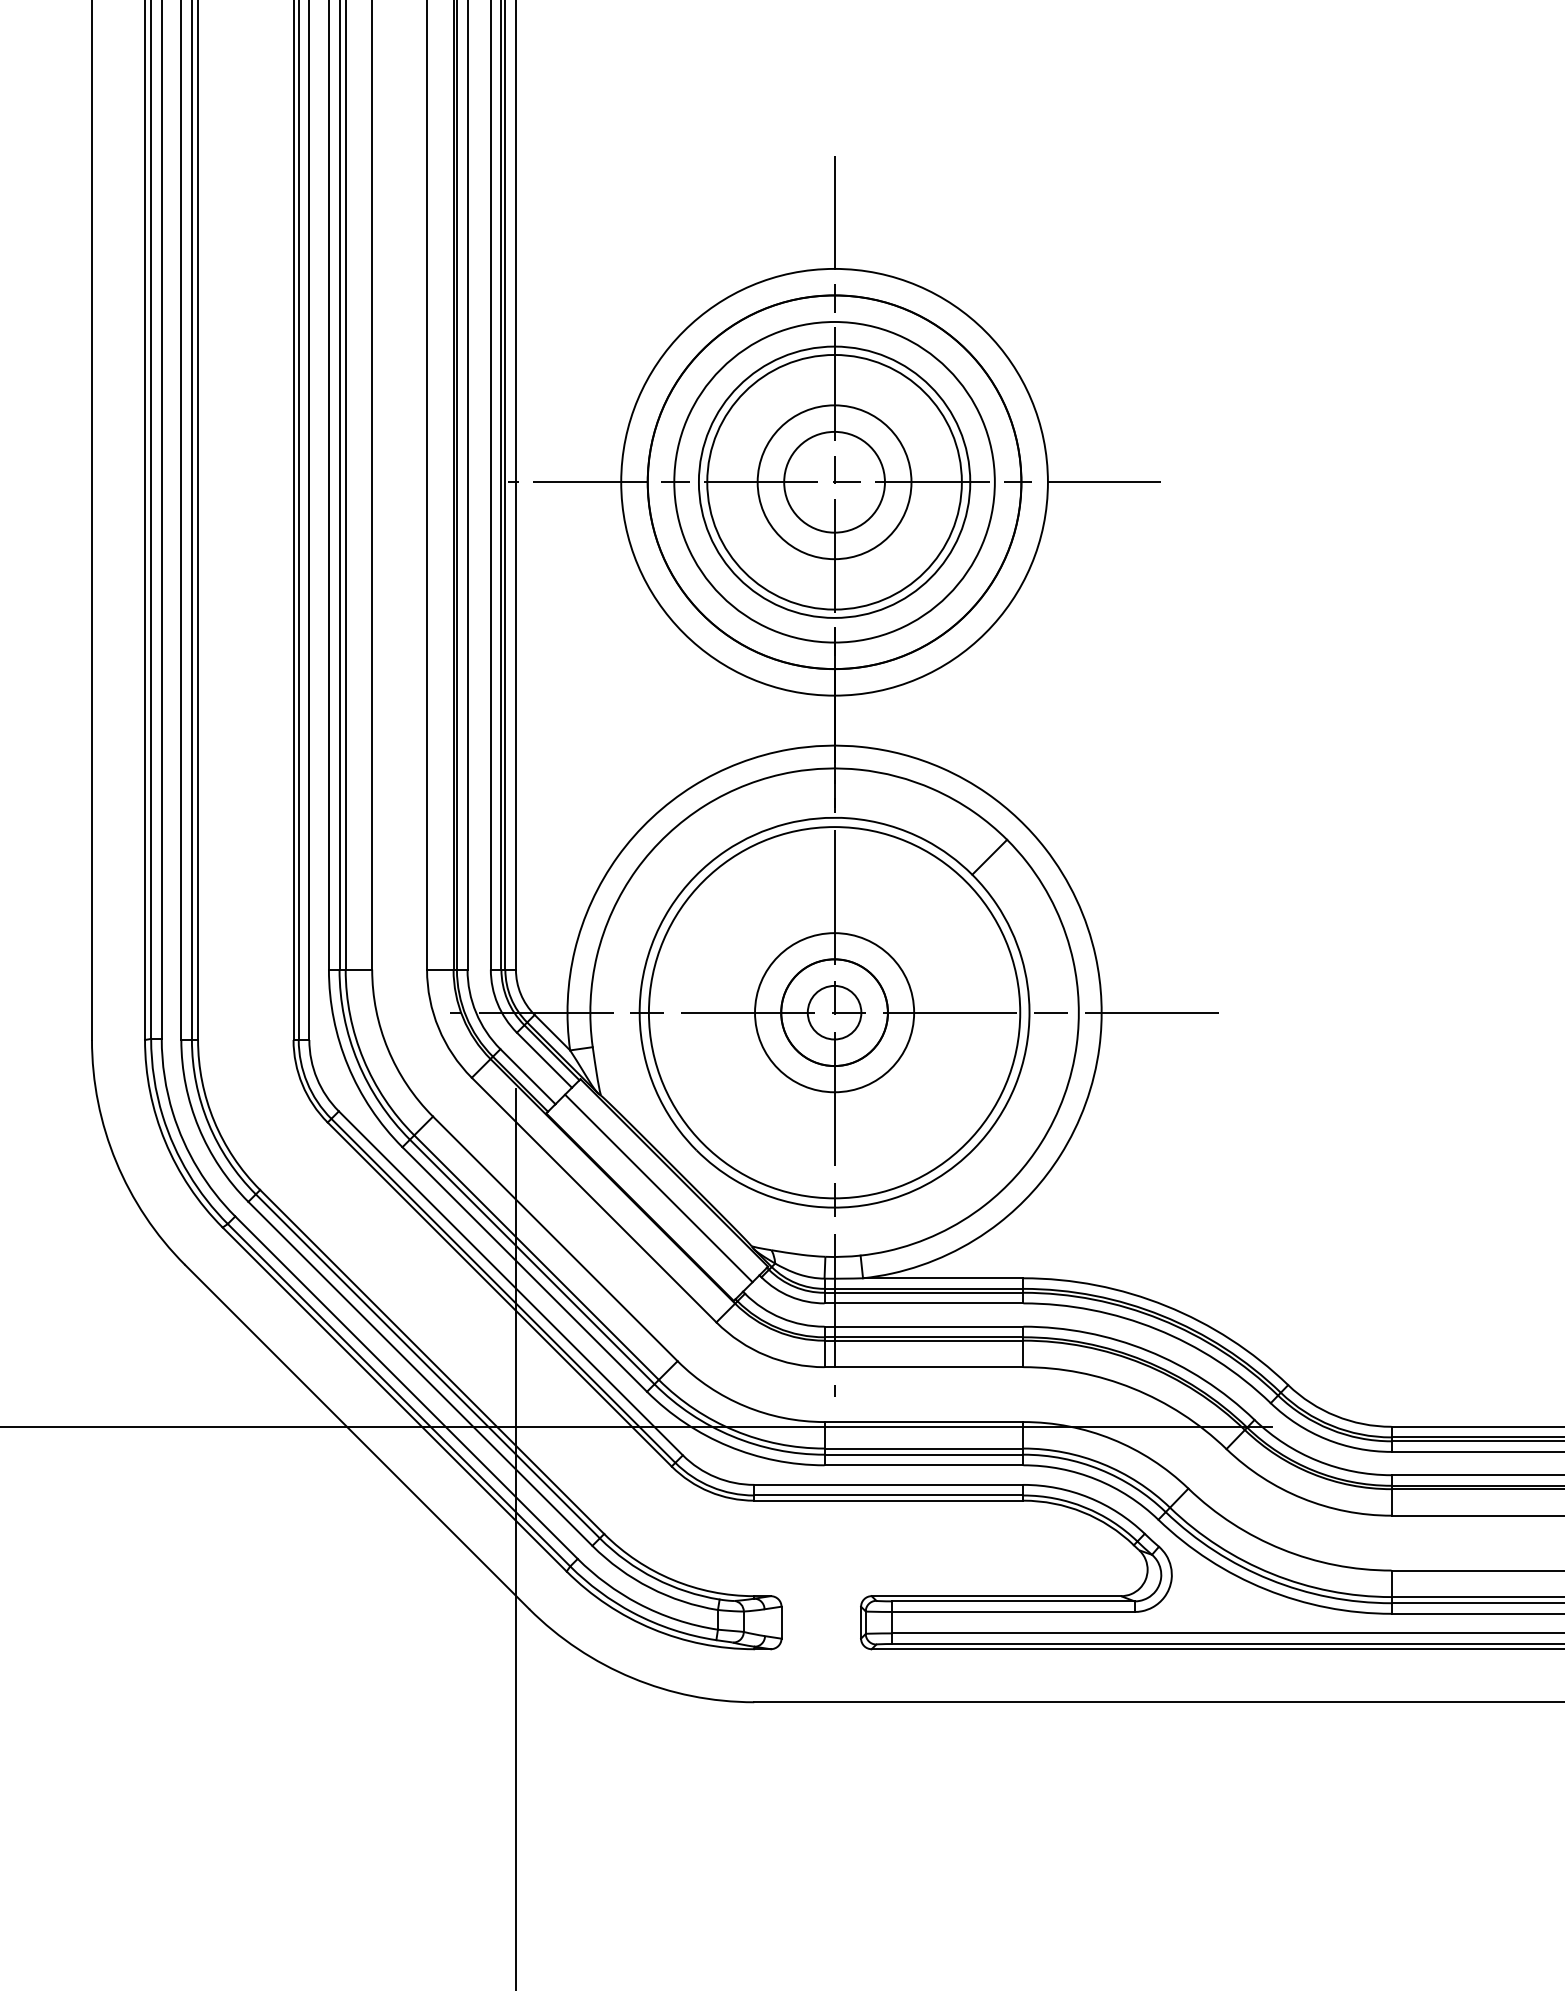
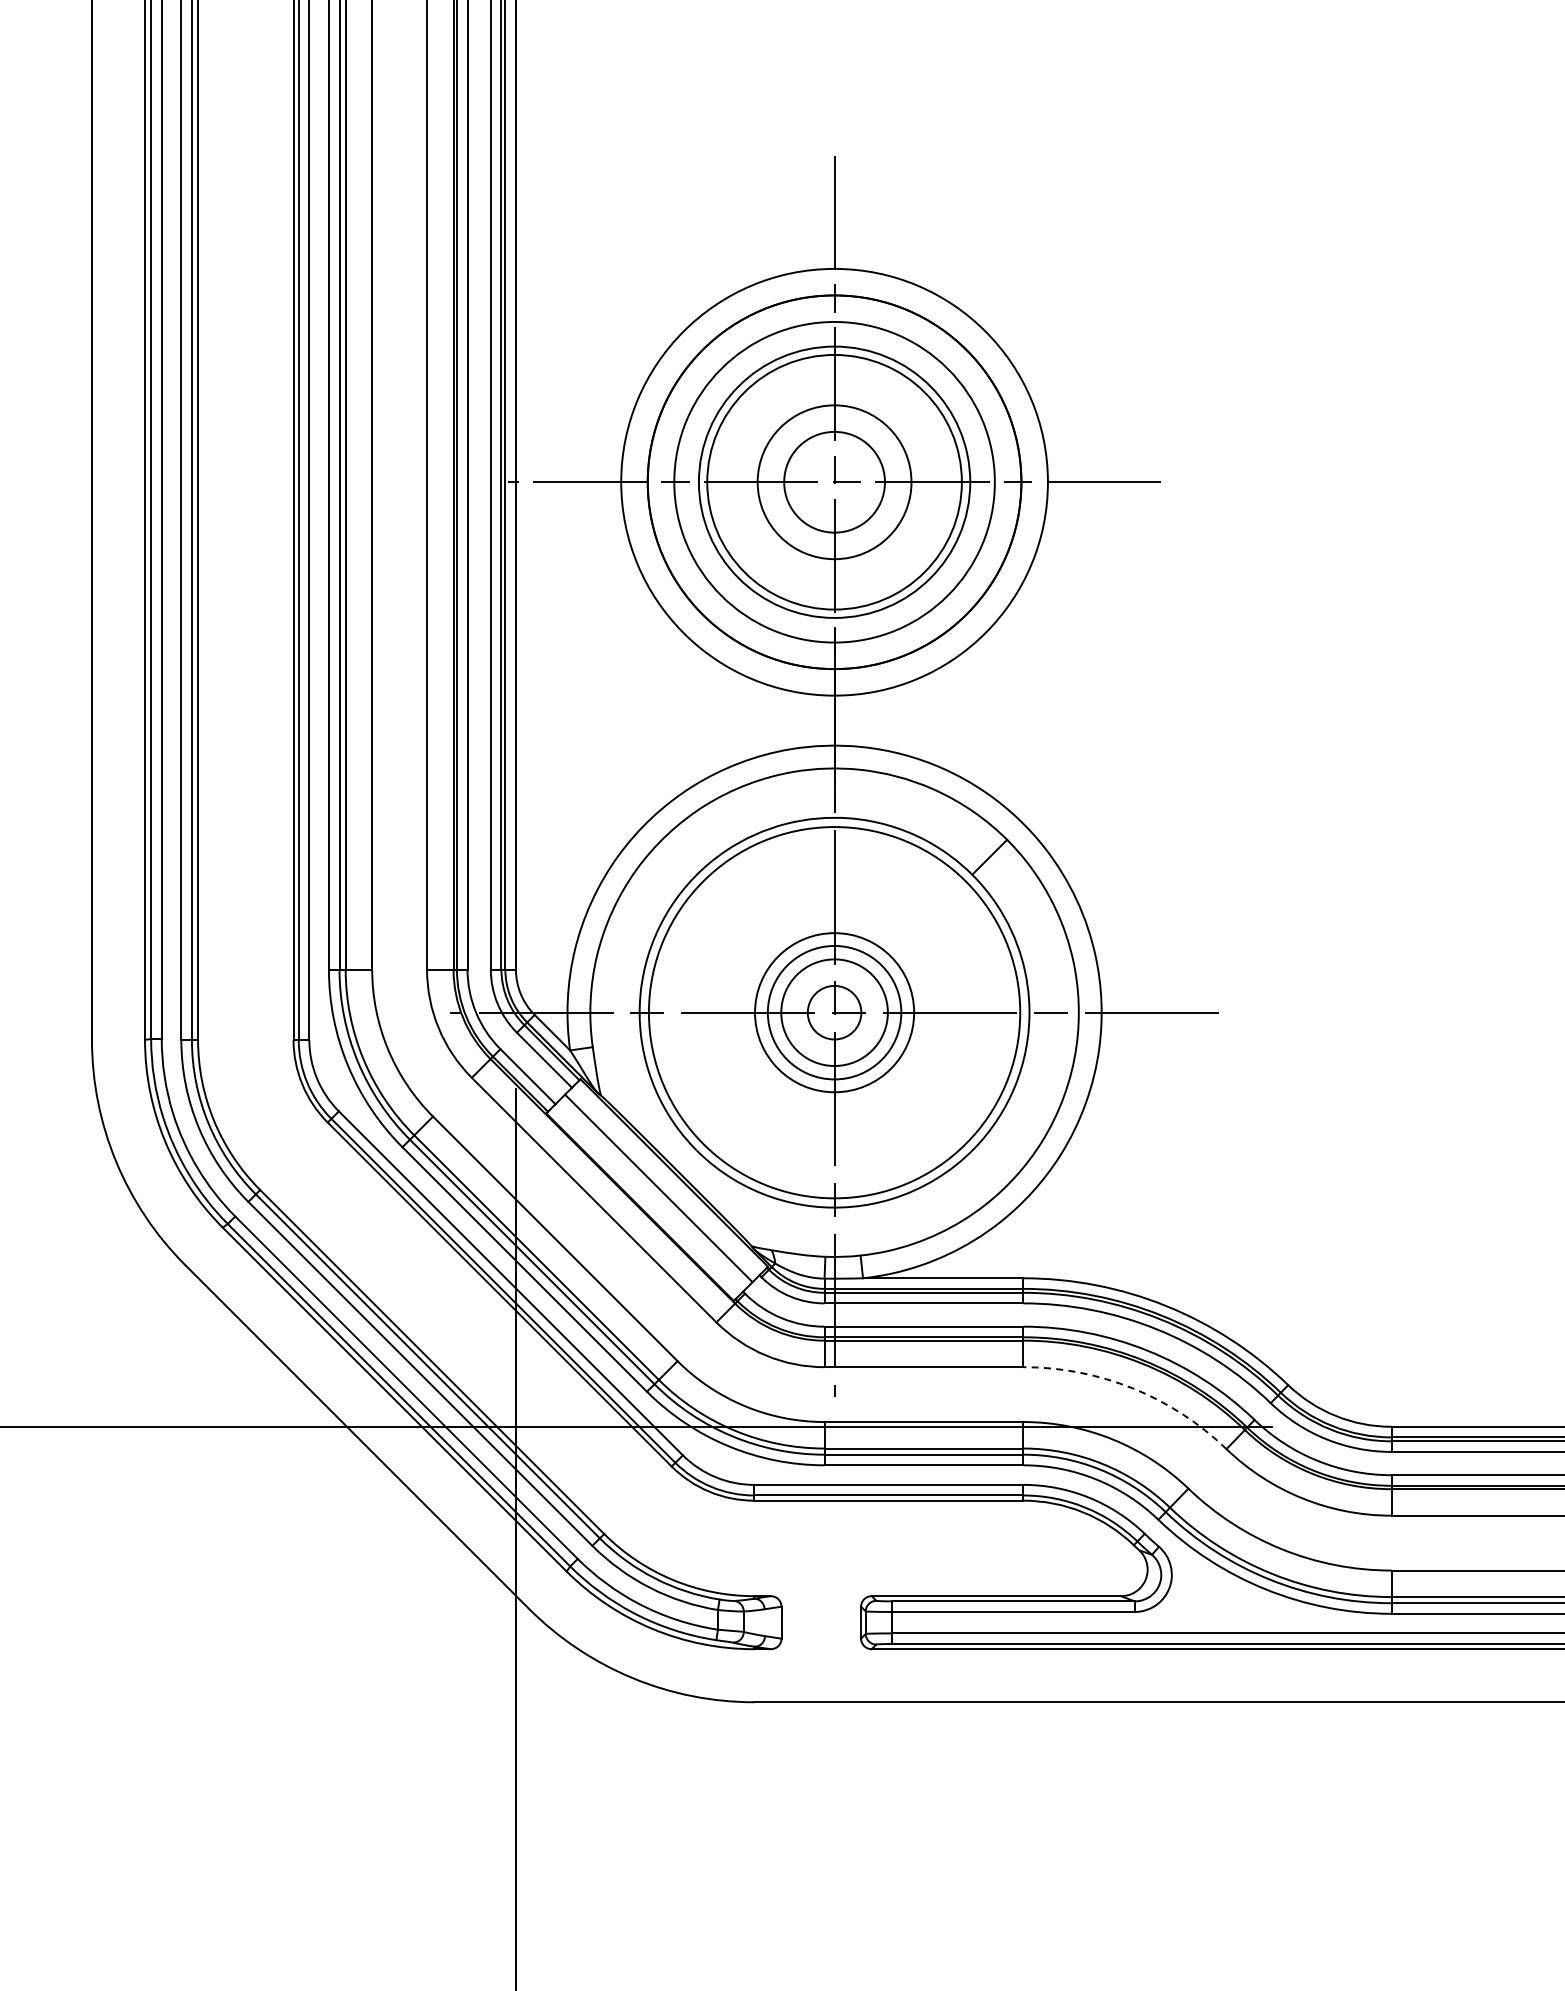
circle diameter: 107 px -> 133 px (834, 1012)
arc: solid -> dashed (1132, 1388)
